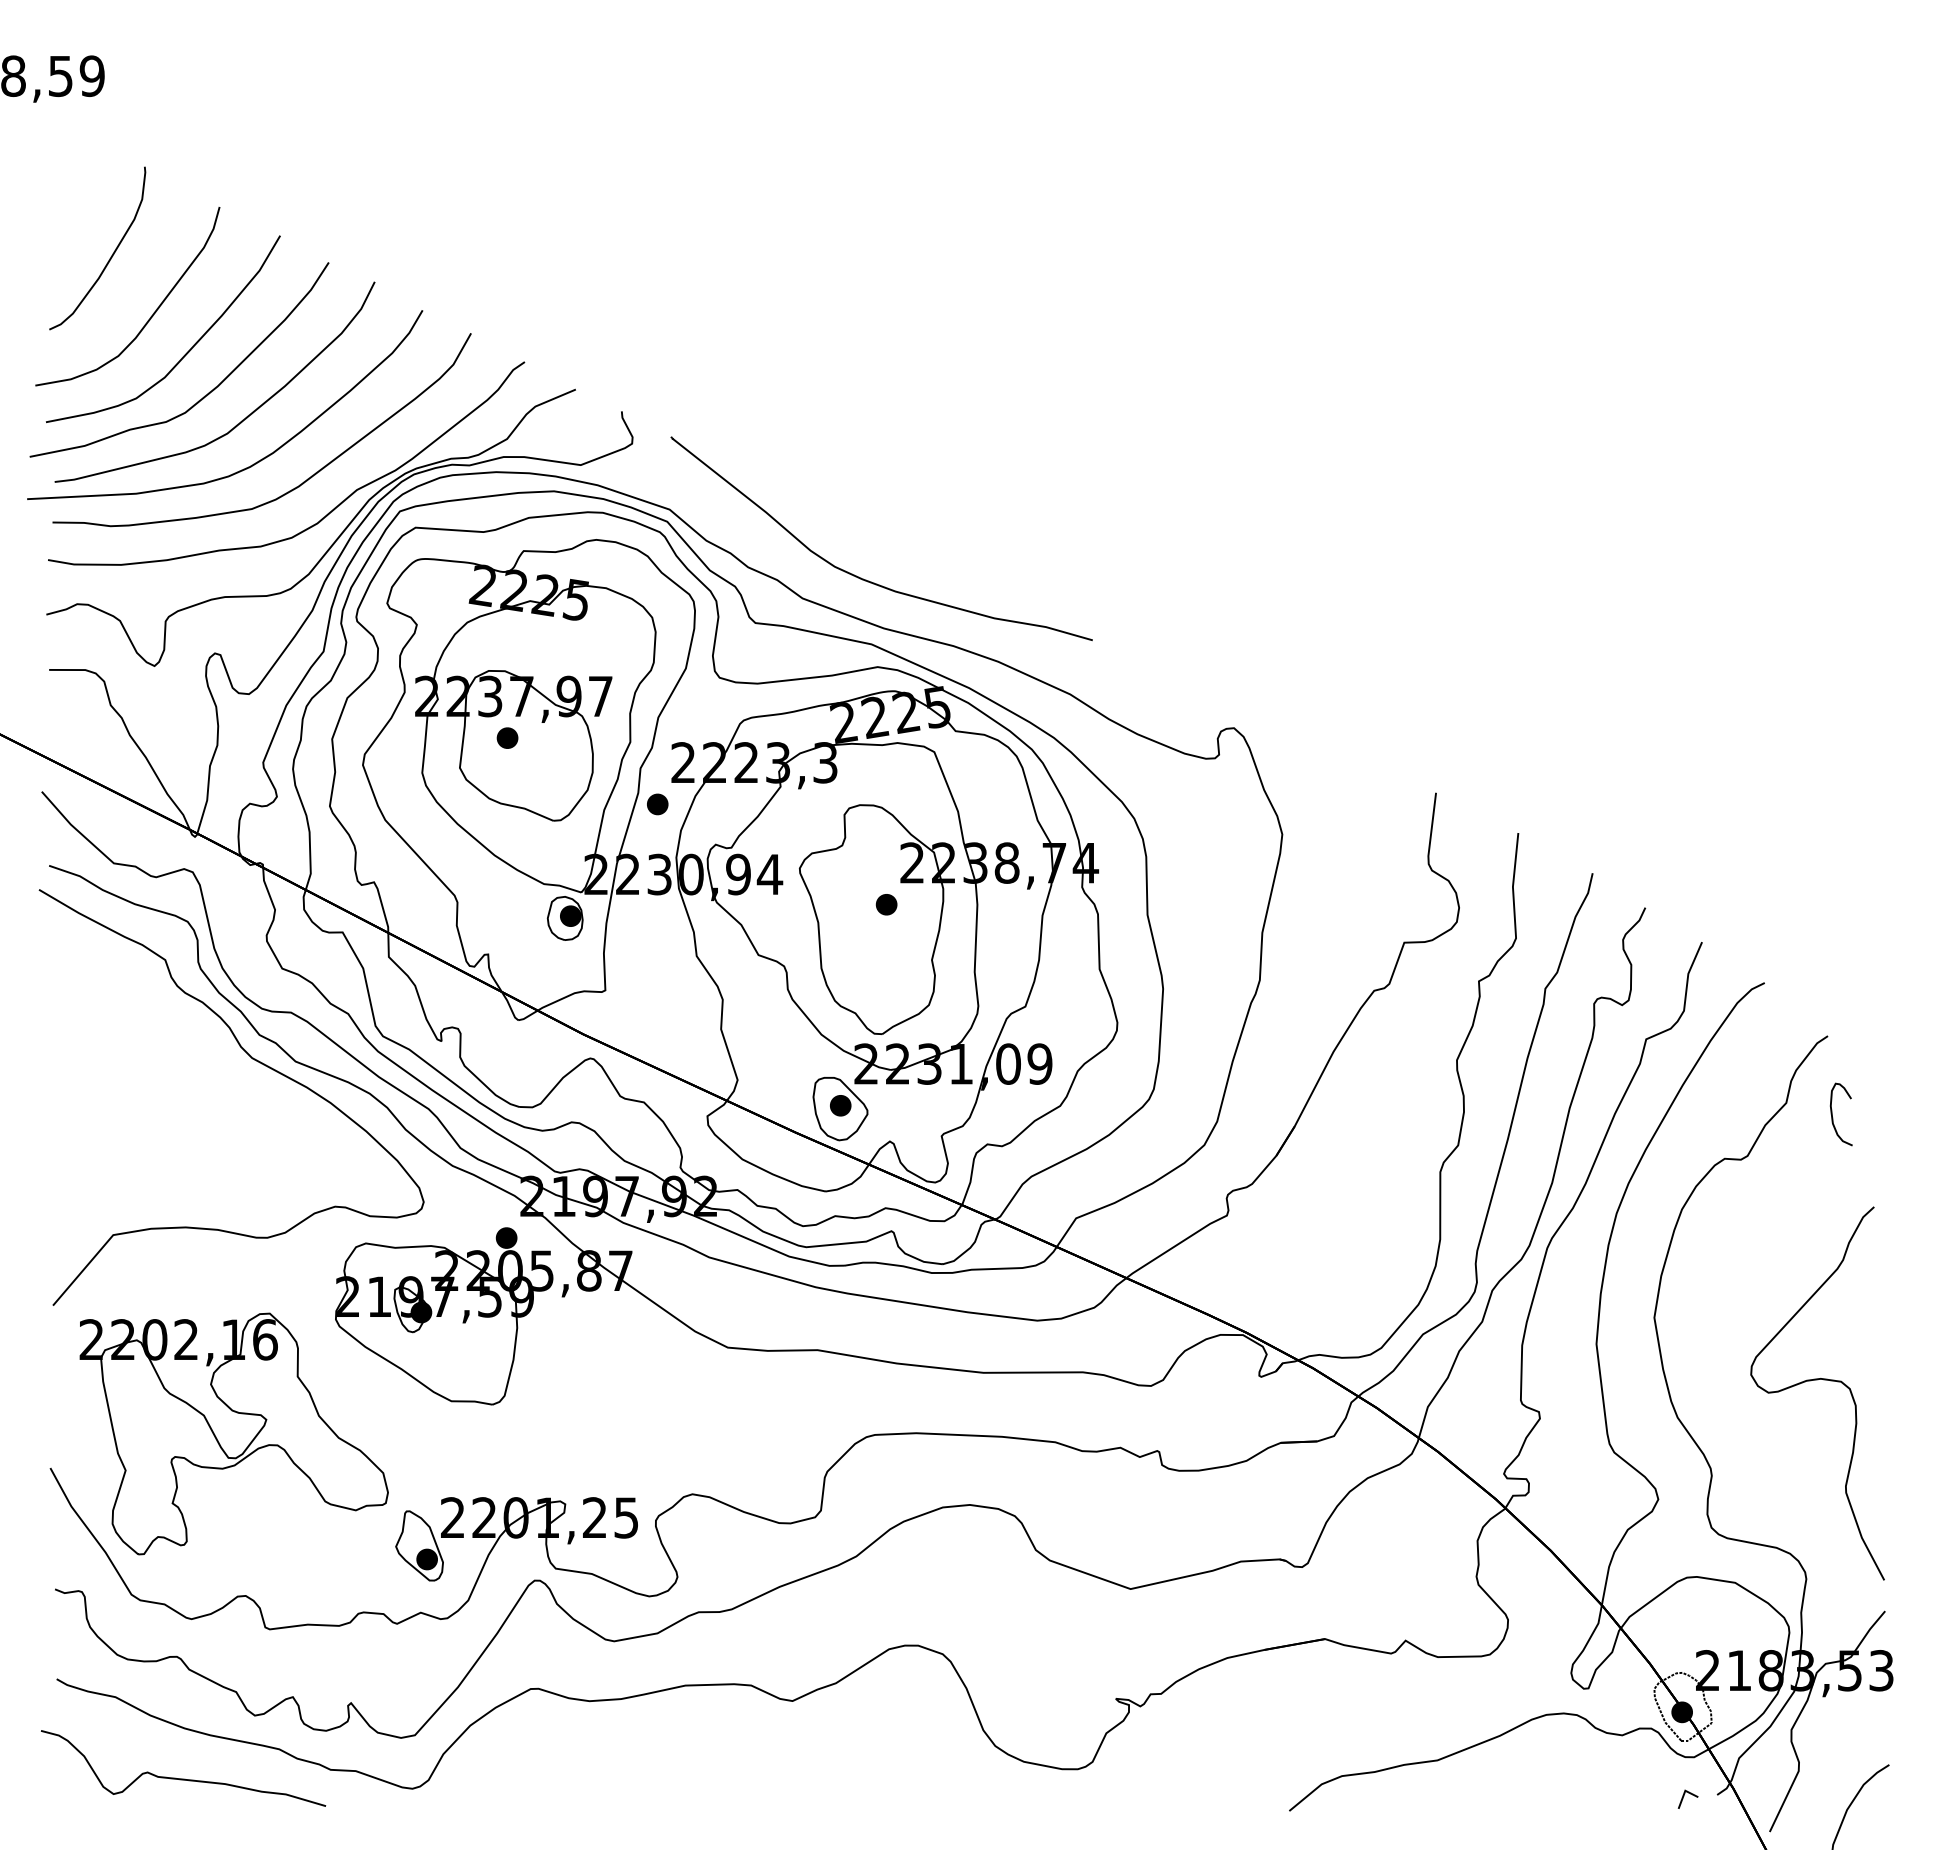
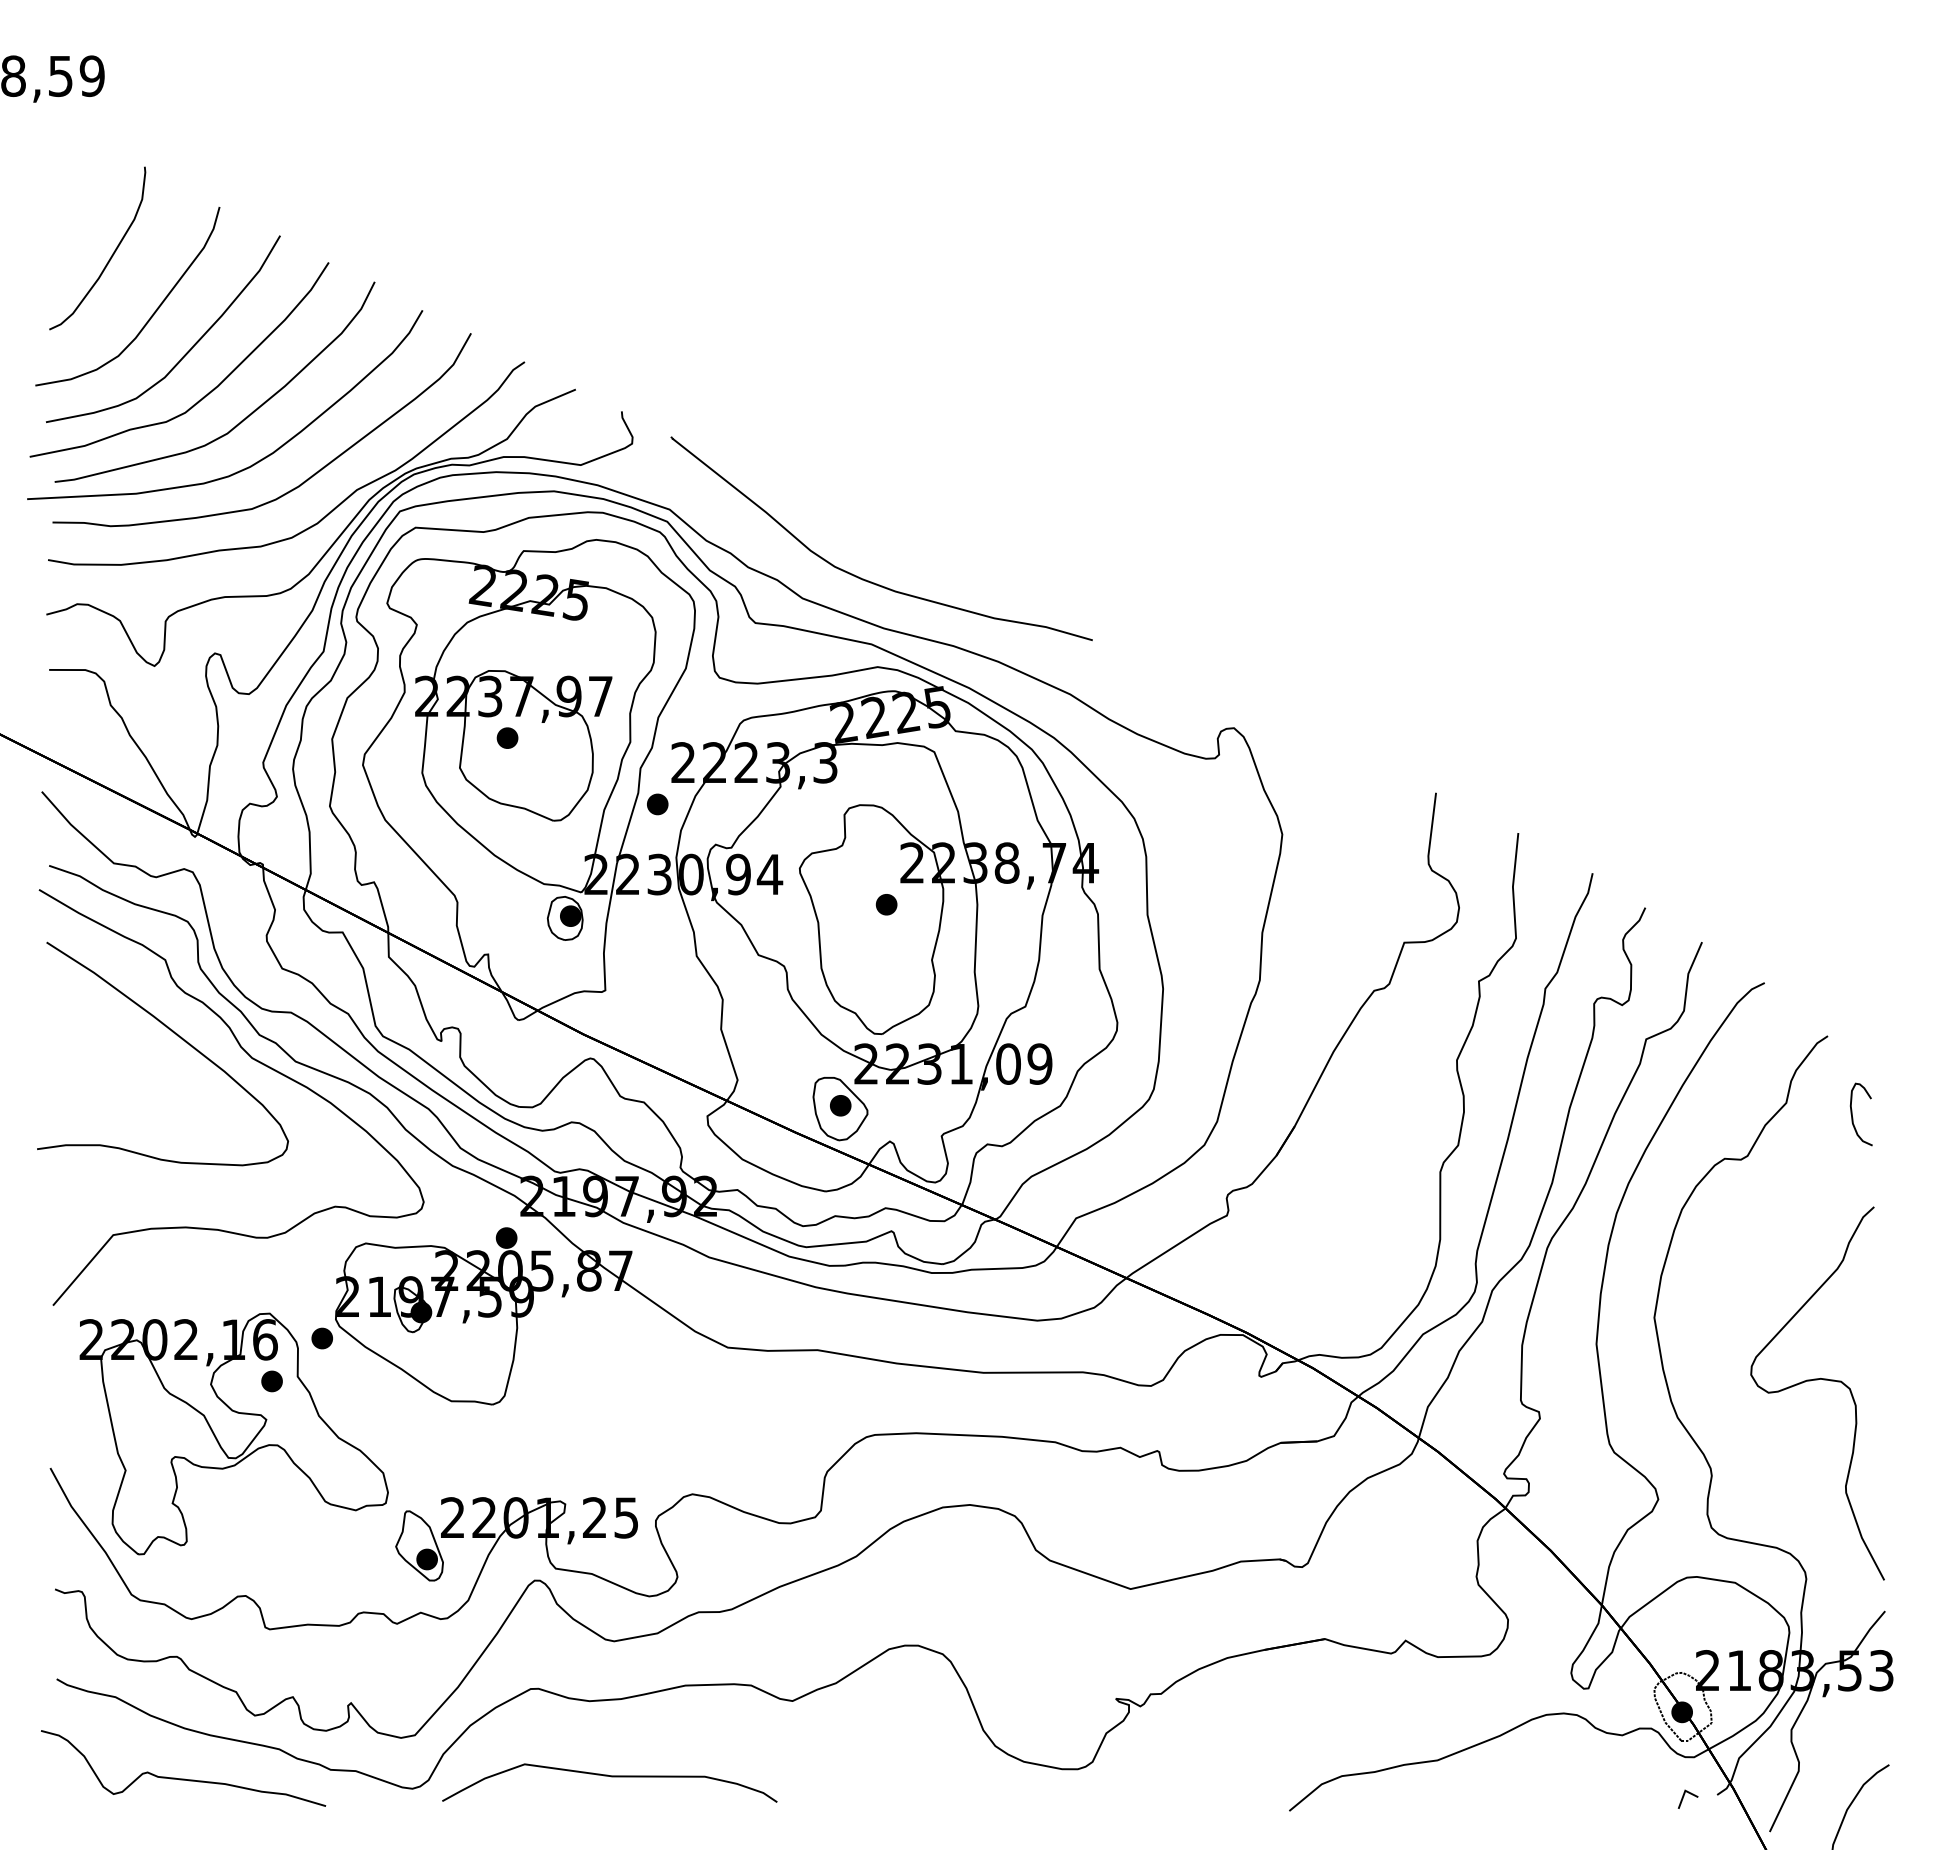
curve: none -> present (177, 1036)
curve position: (1833, 1117) -> (1853, 1117) (1853, 1117)
part: none -> present (321, 1338)
part: none -> present (271, 1381)
curve: none -> present (611, 1777)
